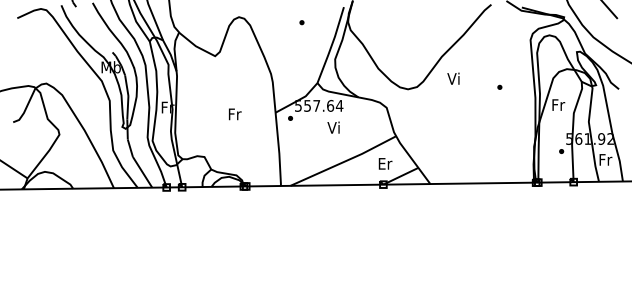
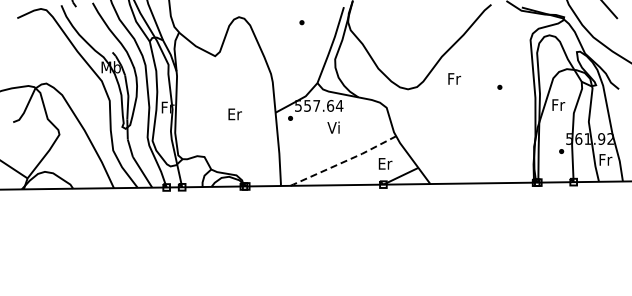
text: Vi -> Fr (454, 78)
text: Fr -> Er (234, 114)
line: solid -> dashed (344, 161)
